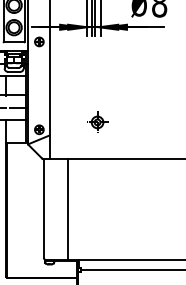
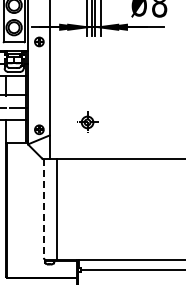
part position: (97, 121) -> (87, 121) (87, 121)
line: solid -> dashed (43, 208)
line position: (68, 208) -> (57, 208) (57, 208)
